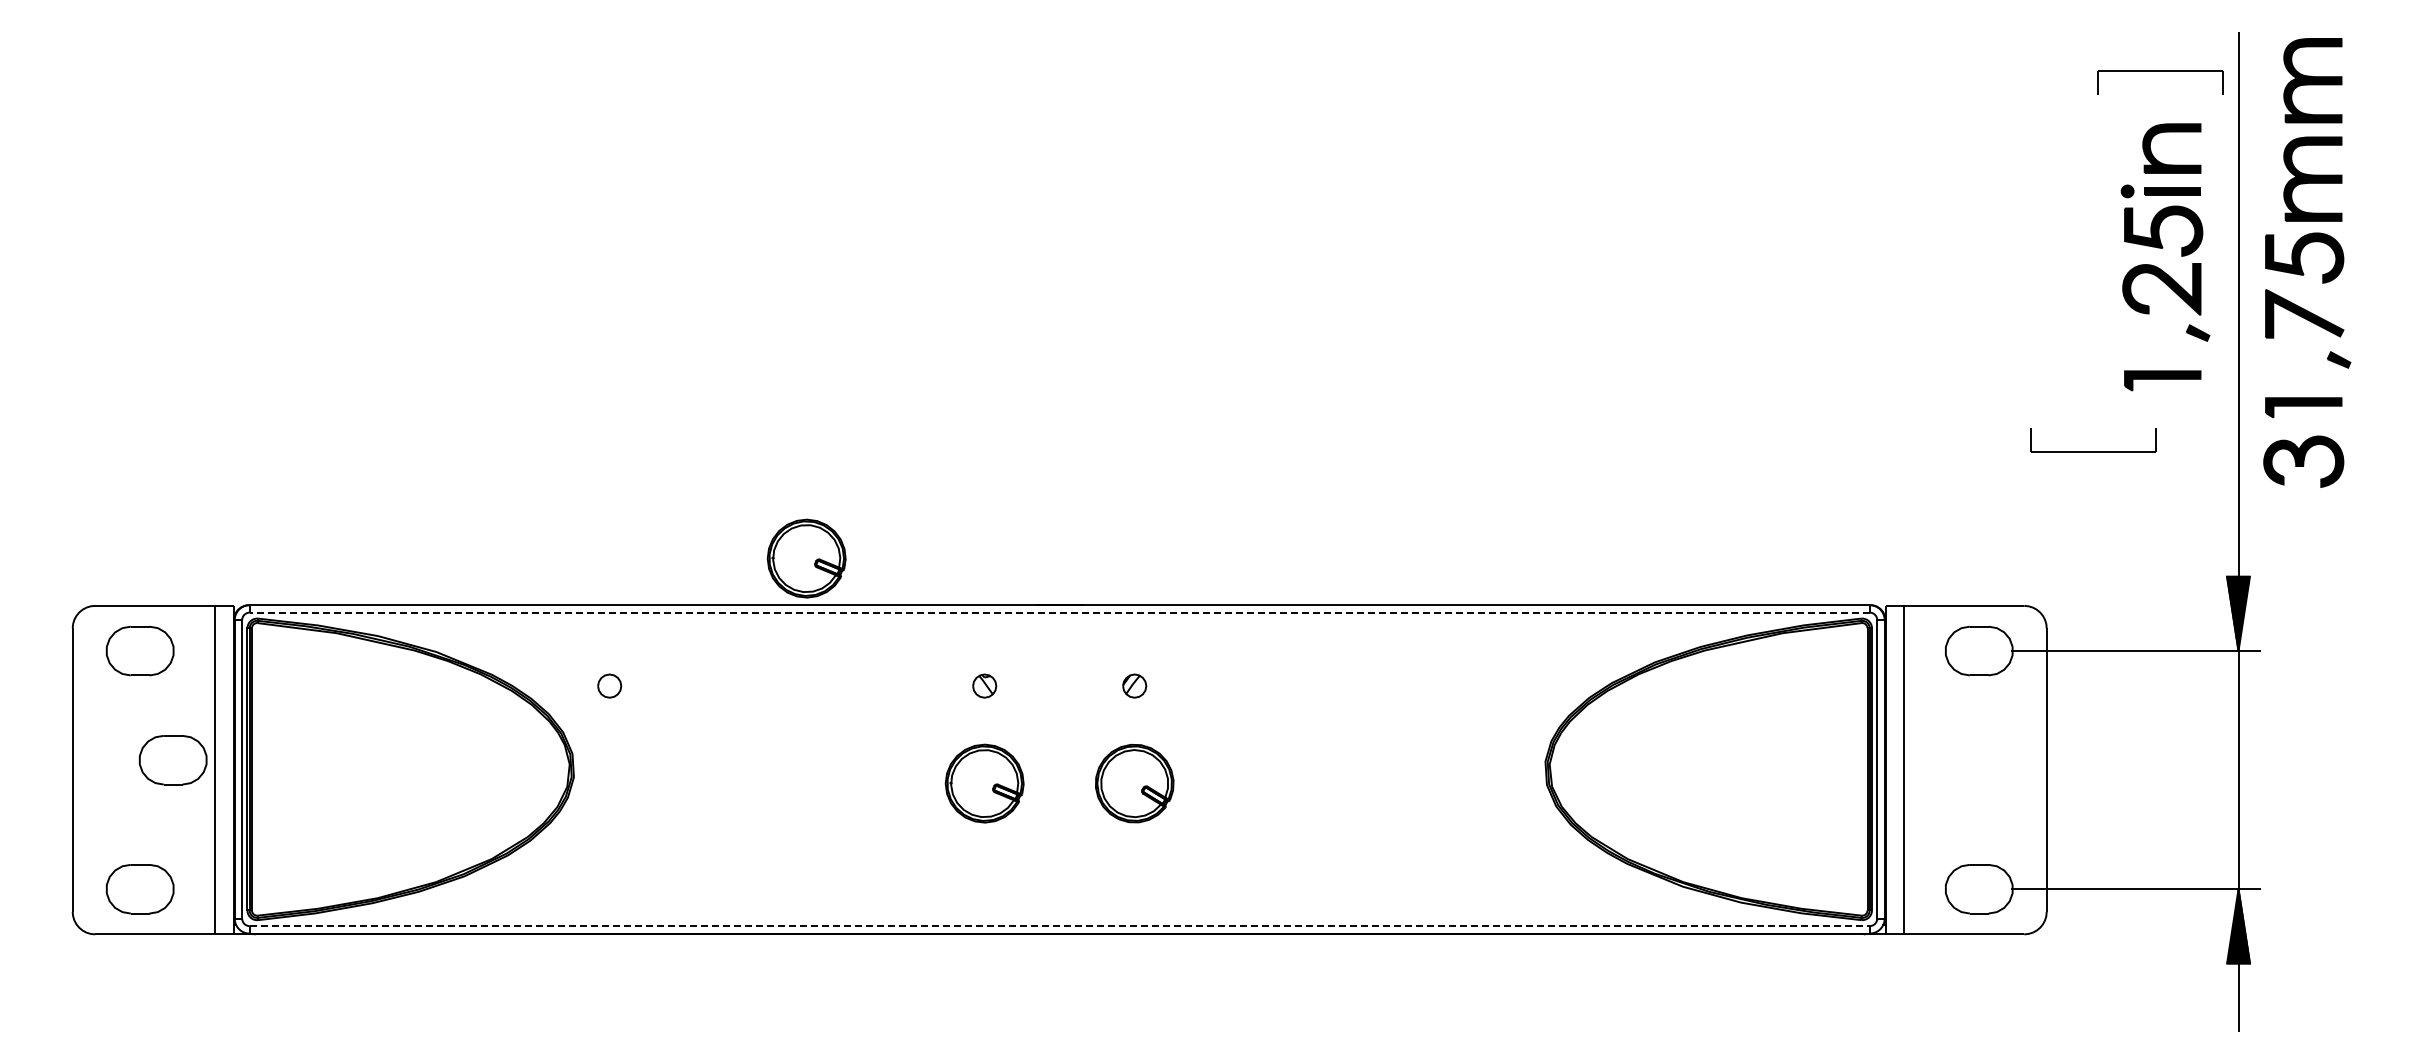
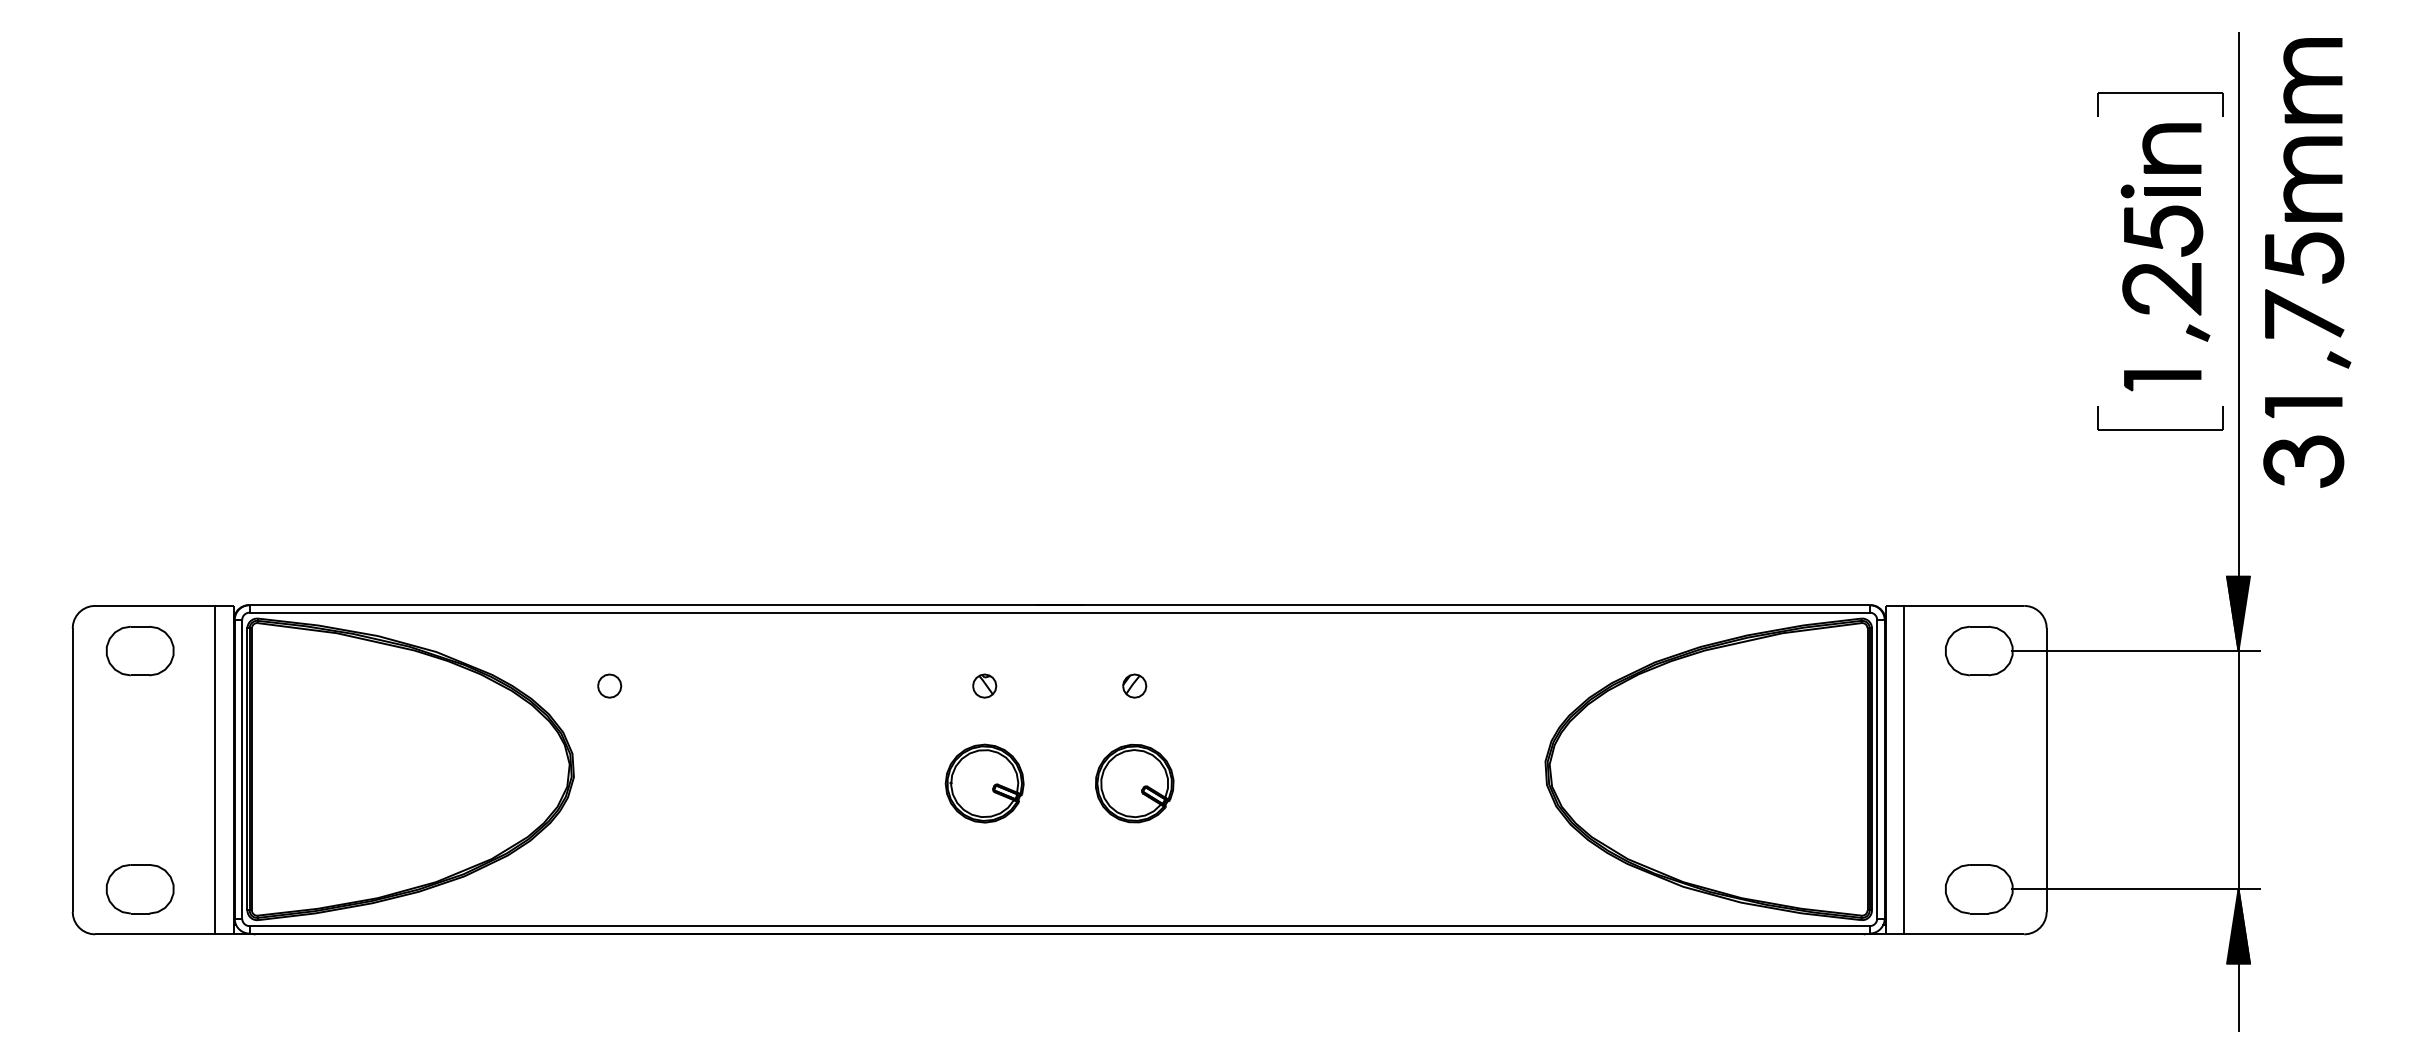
part position: (2160, 71) -> (2160, 93) (2160, 93)
part position: (2093, 451) -> (2160, 429) (2160, 429)
part: present -> none (806, 558)
line: dashed -> solid (1059, 612)
part: present -> none (172, 760)
line: dashed -> solid (1060, 926)
